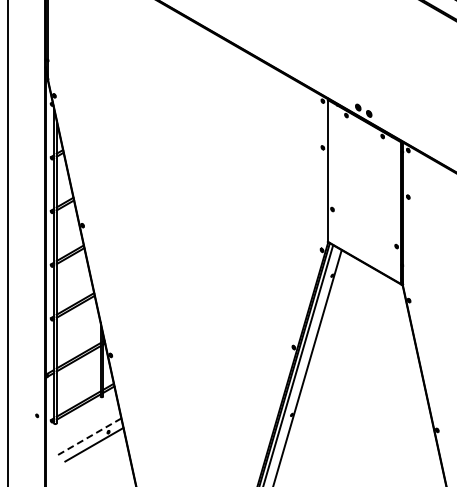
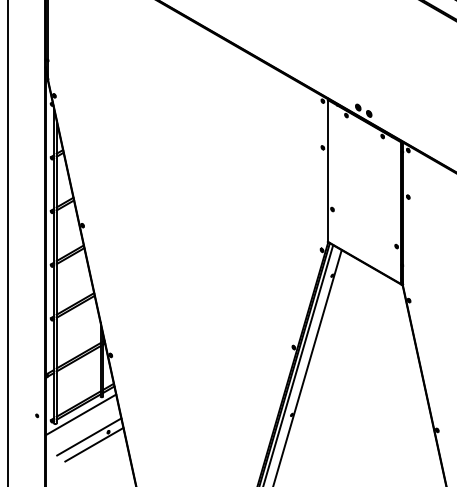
line: none -> present (80, 414)
line: dashed -> solid (88, 437)
